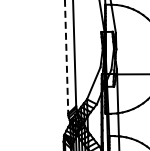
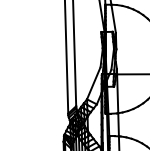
line: dashed -> solid (66, 57)
